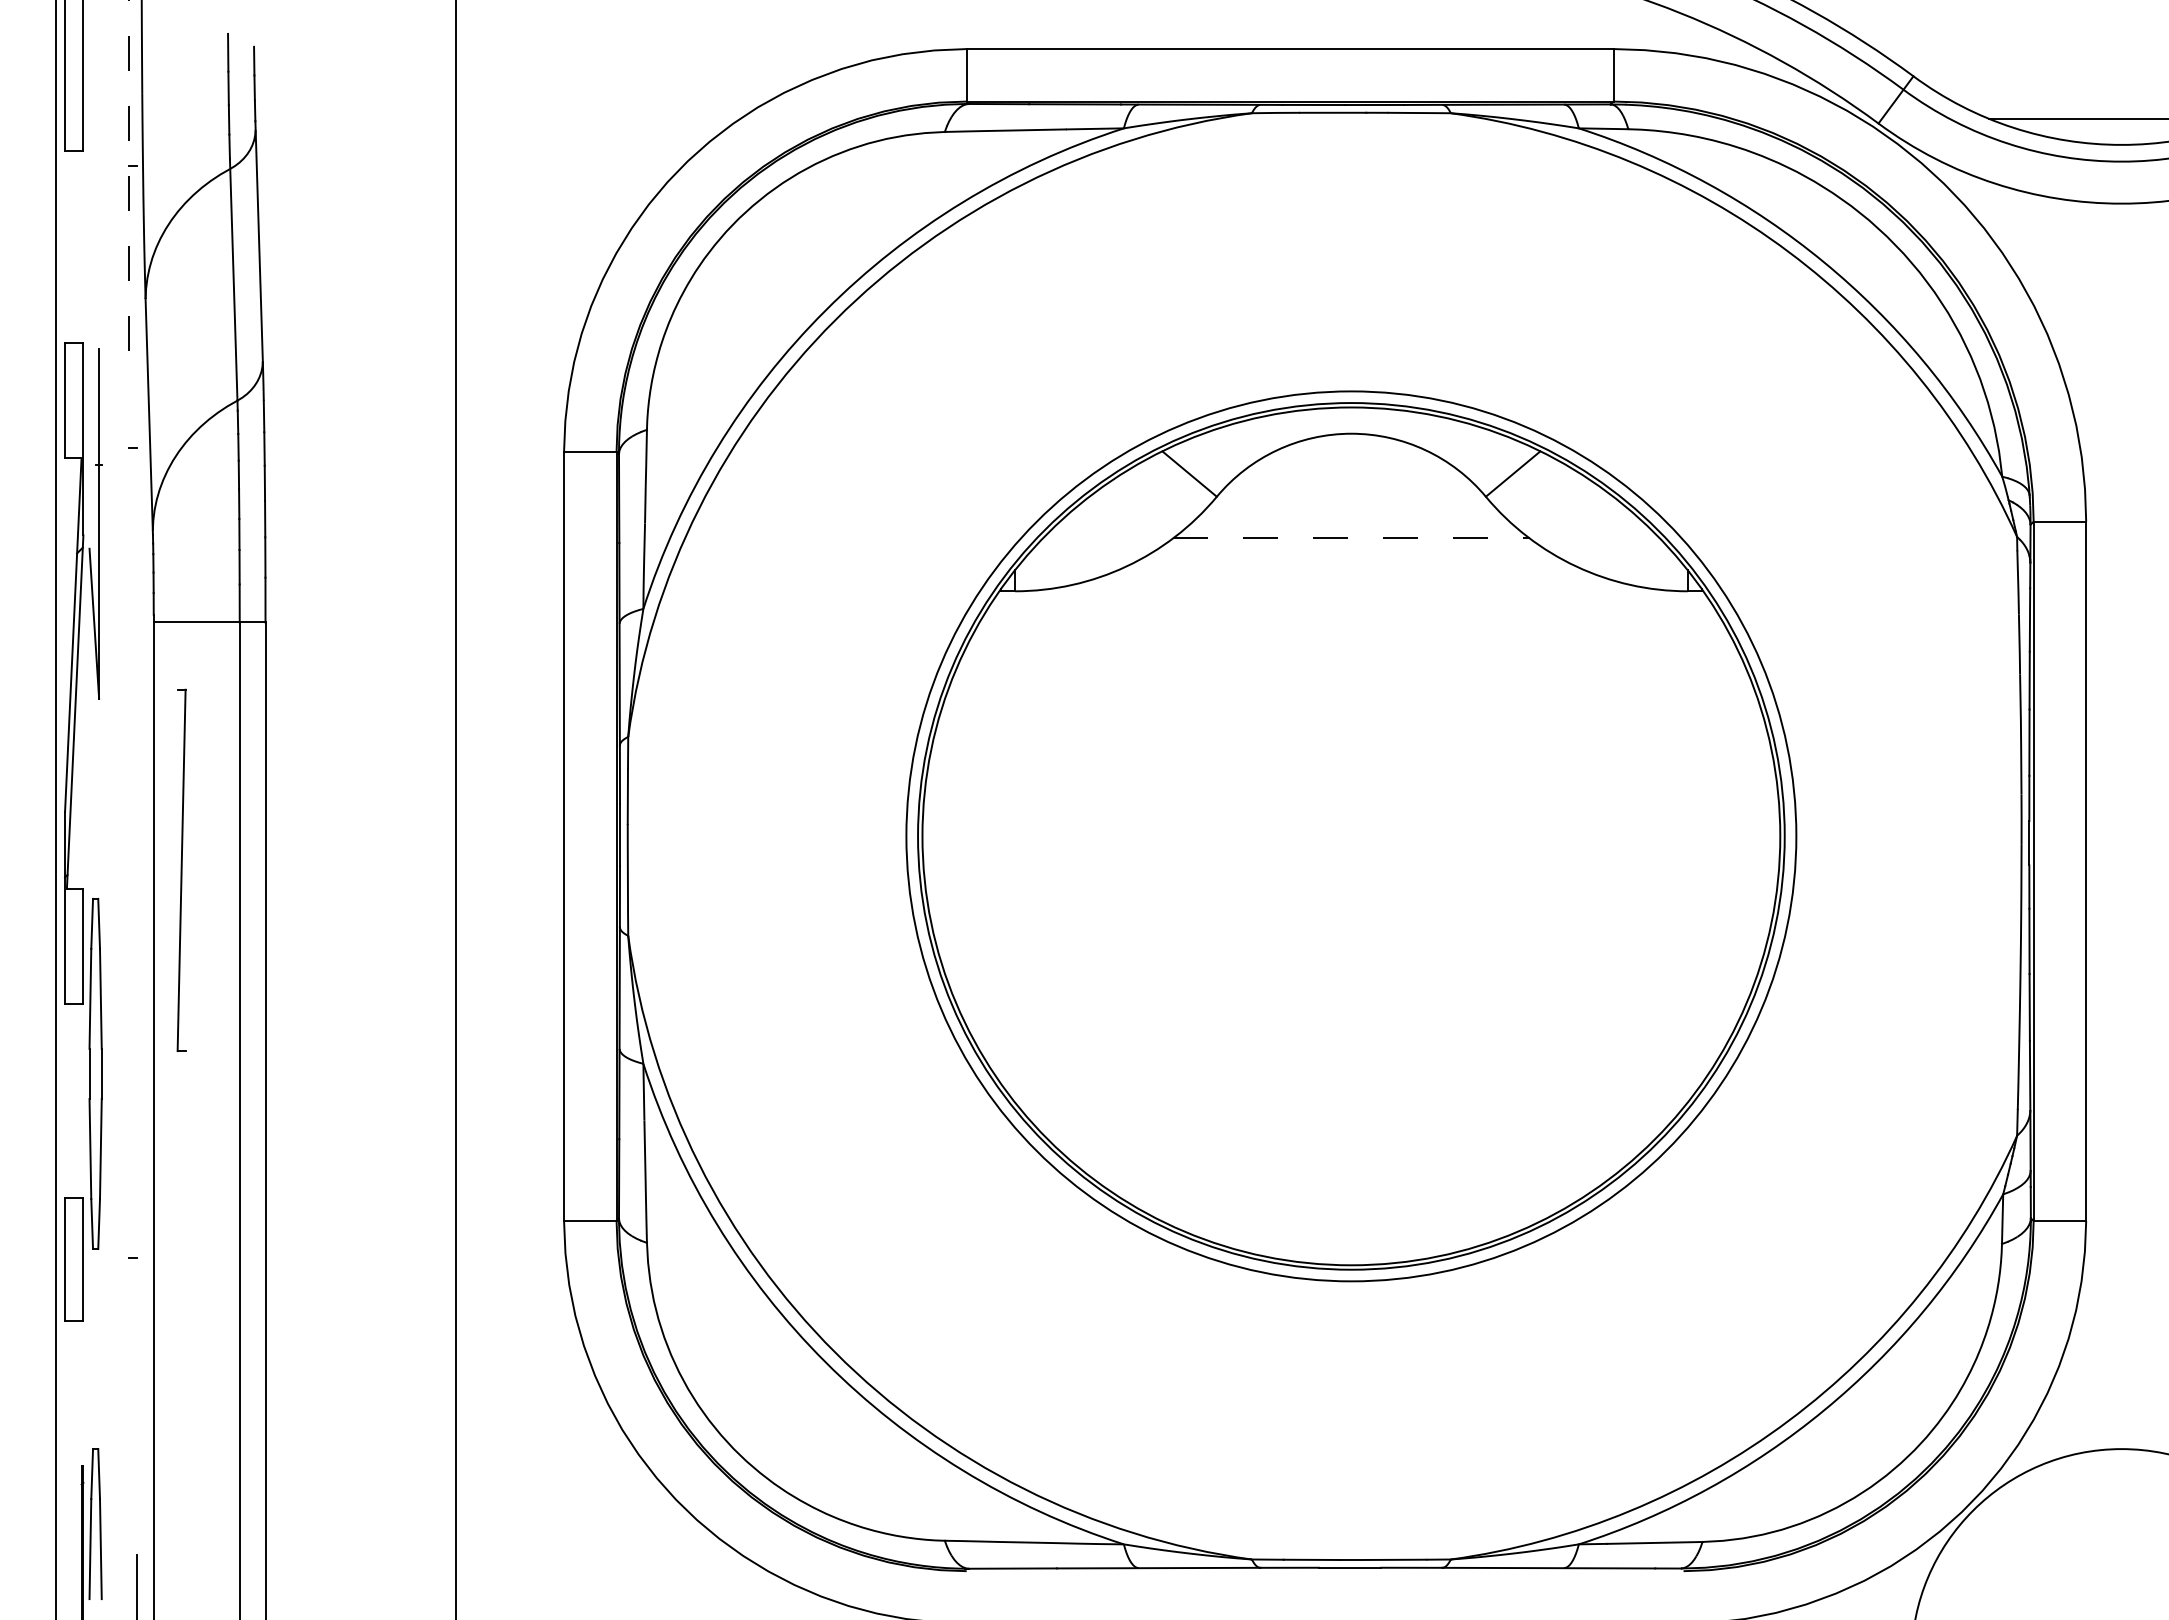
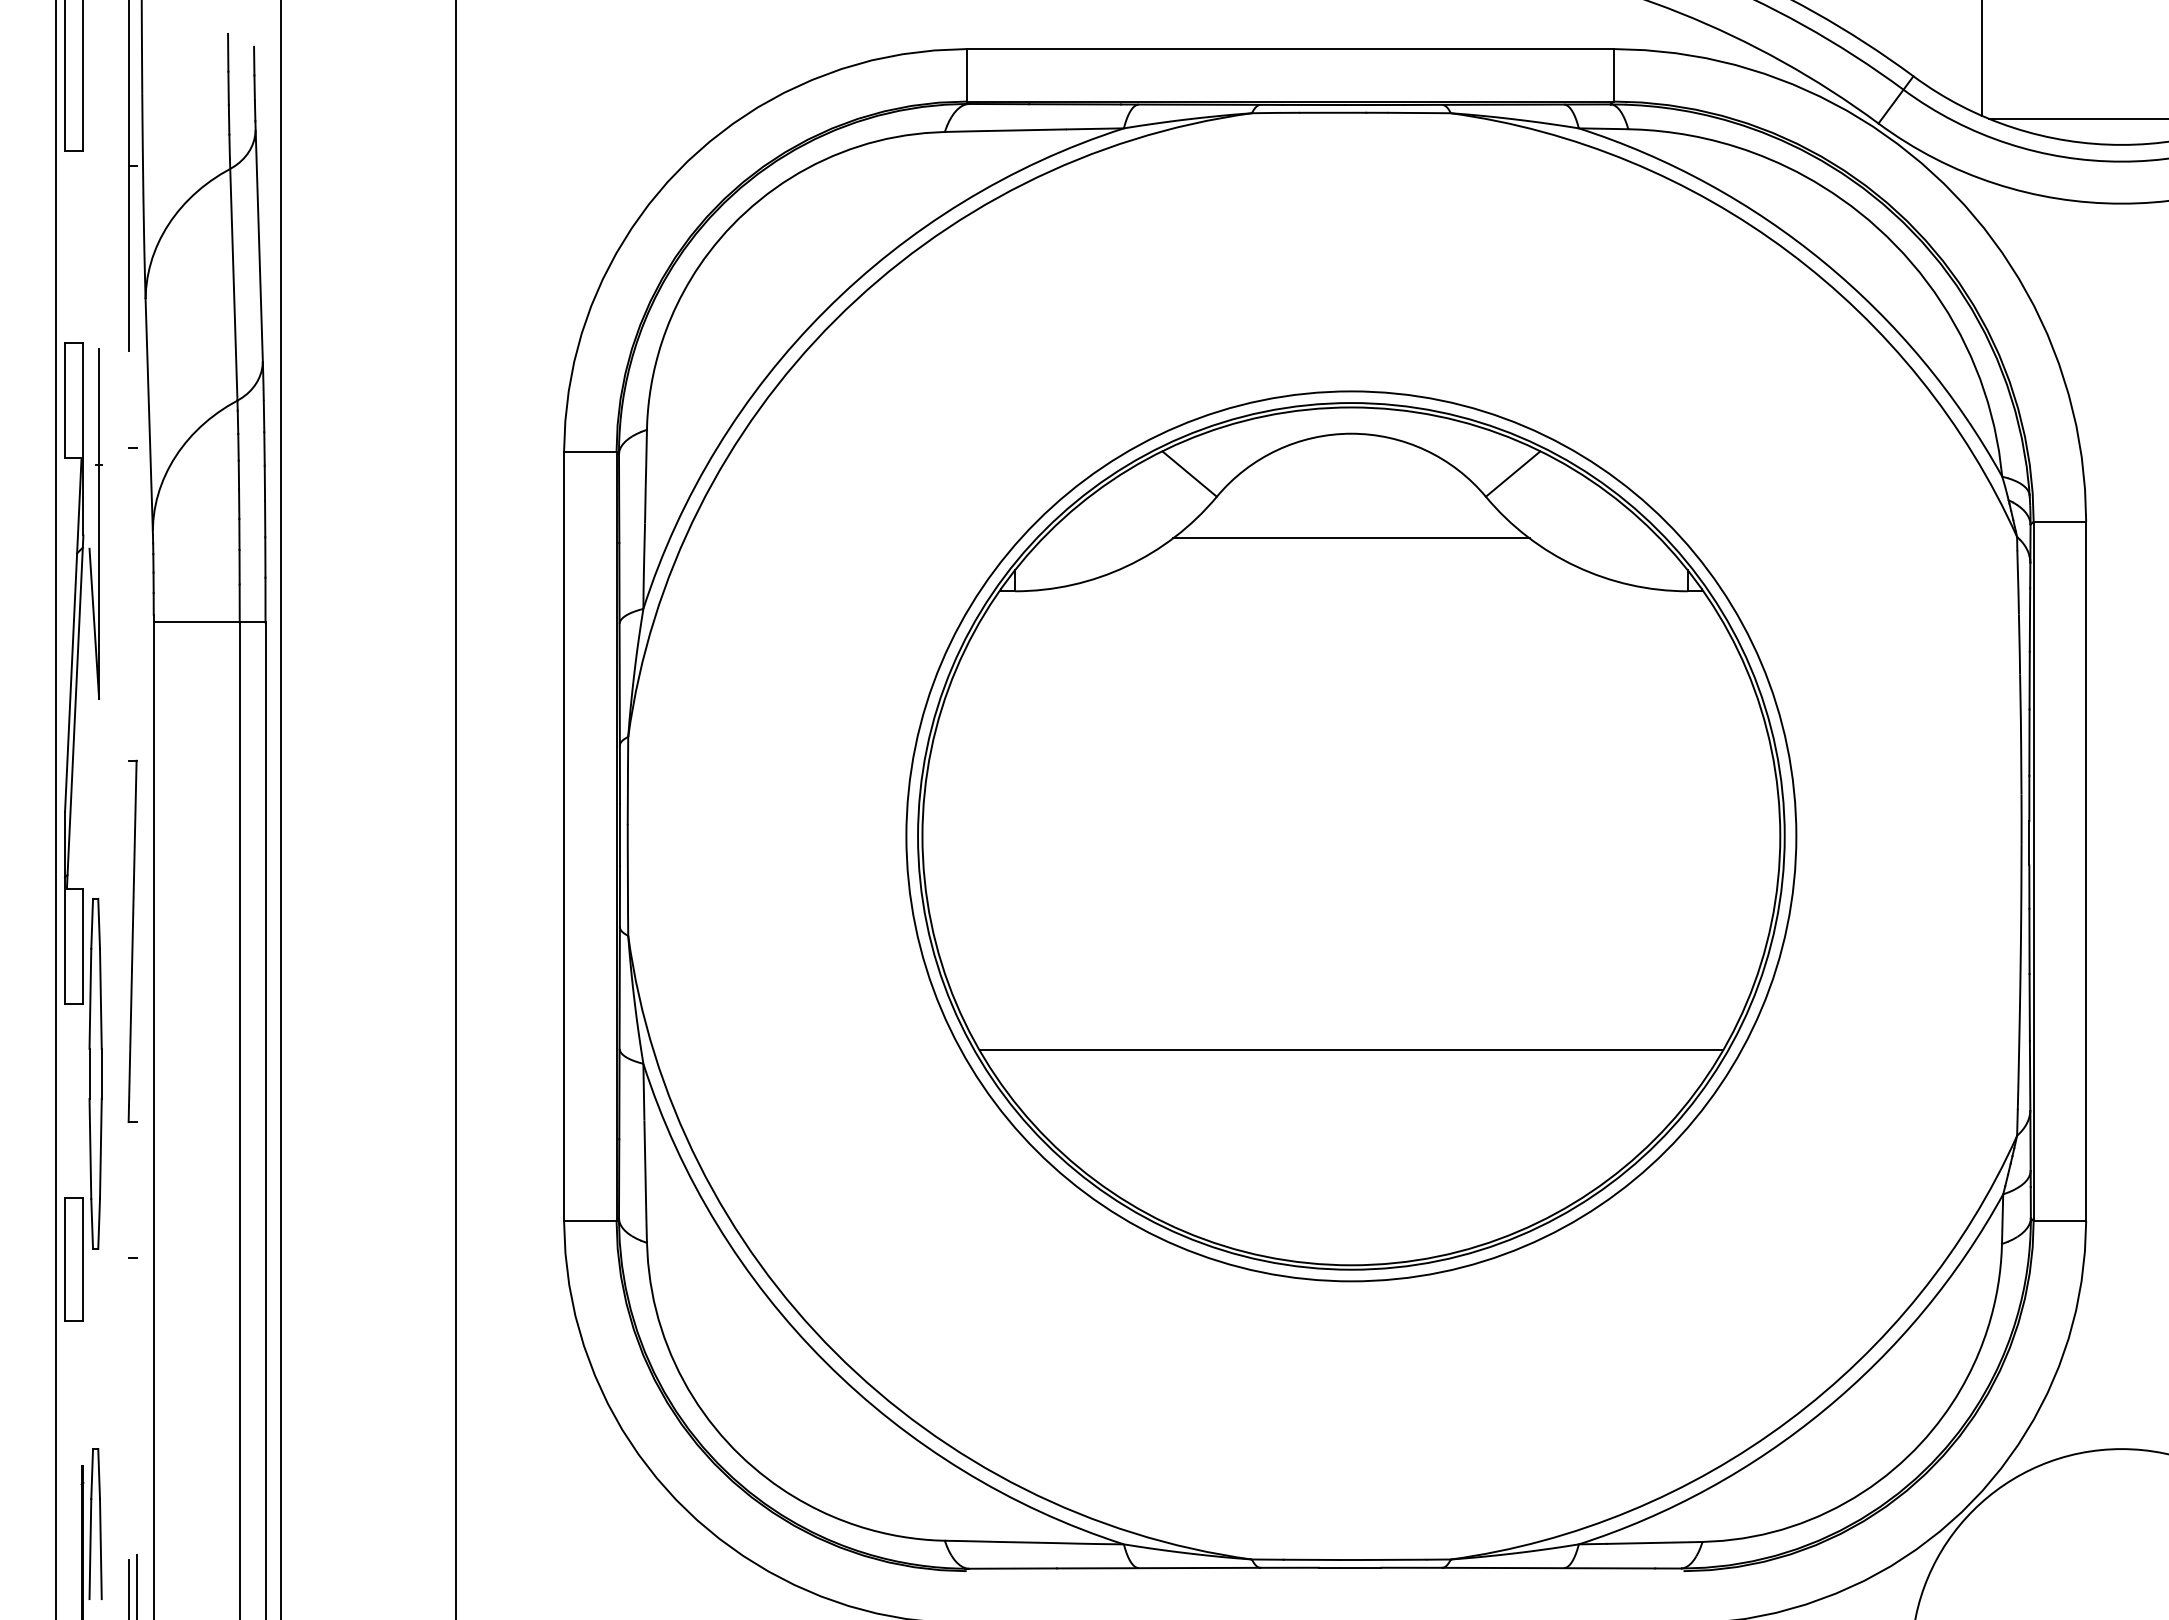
line: none -> present (1981, 58)
line: dashed -> solid (128, 175)
line: dashed -> solid (1351, 538)
line: none -> present (280, 809)
part position: (181, 869) -> (132, 940) (132, 940)
line: none -> present (1351, 1050)
line: none -> present (128, 1587)
